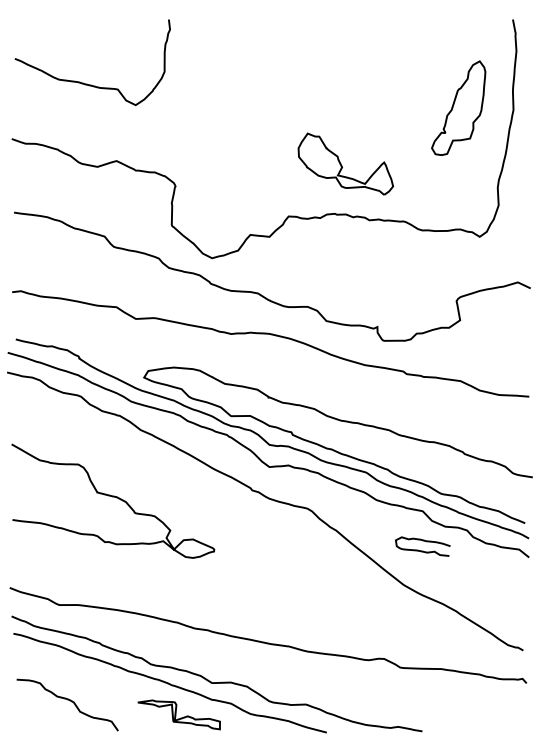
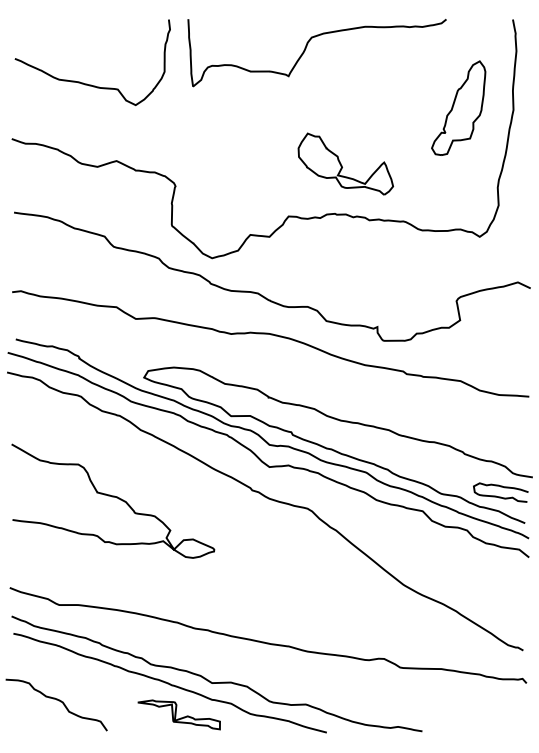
curve: none -> present (306, 48)
curve position: (422, 550) -> (500, 496) (500, 496)
curve position: (69, 701) -> (58, 701) (58, 701)
